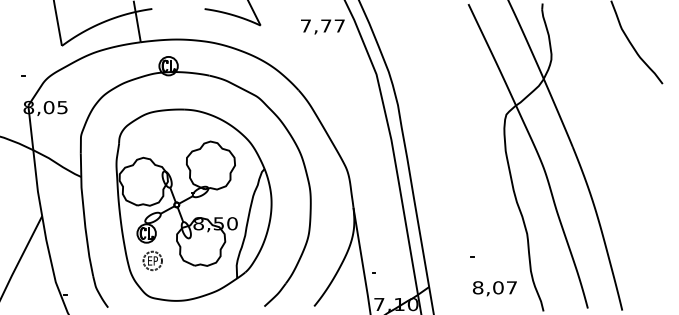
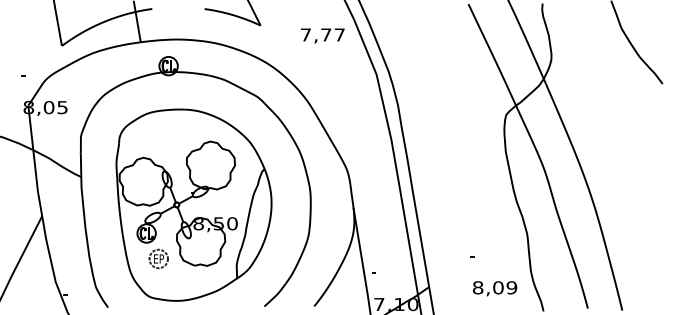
text position: (322, 26) -> (322, 35) (322, 35)
part position: (152, 260) -> (158, 258) (158, 258)
text: 8,07 -> 8,09 (511, 287)
